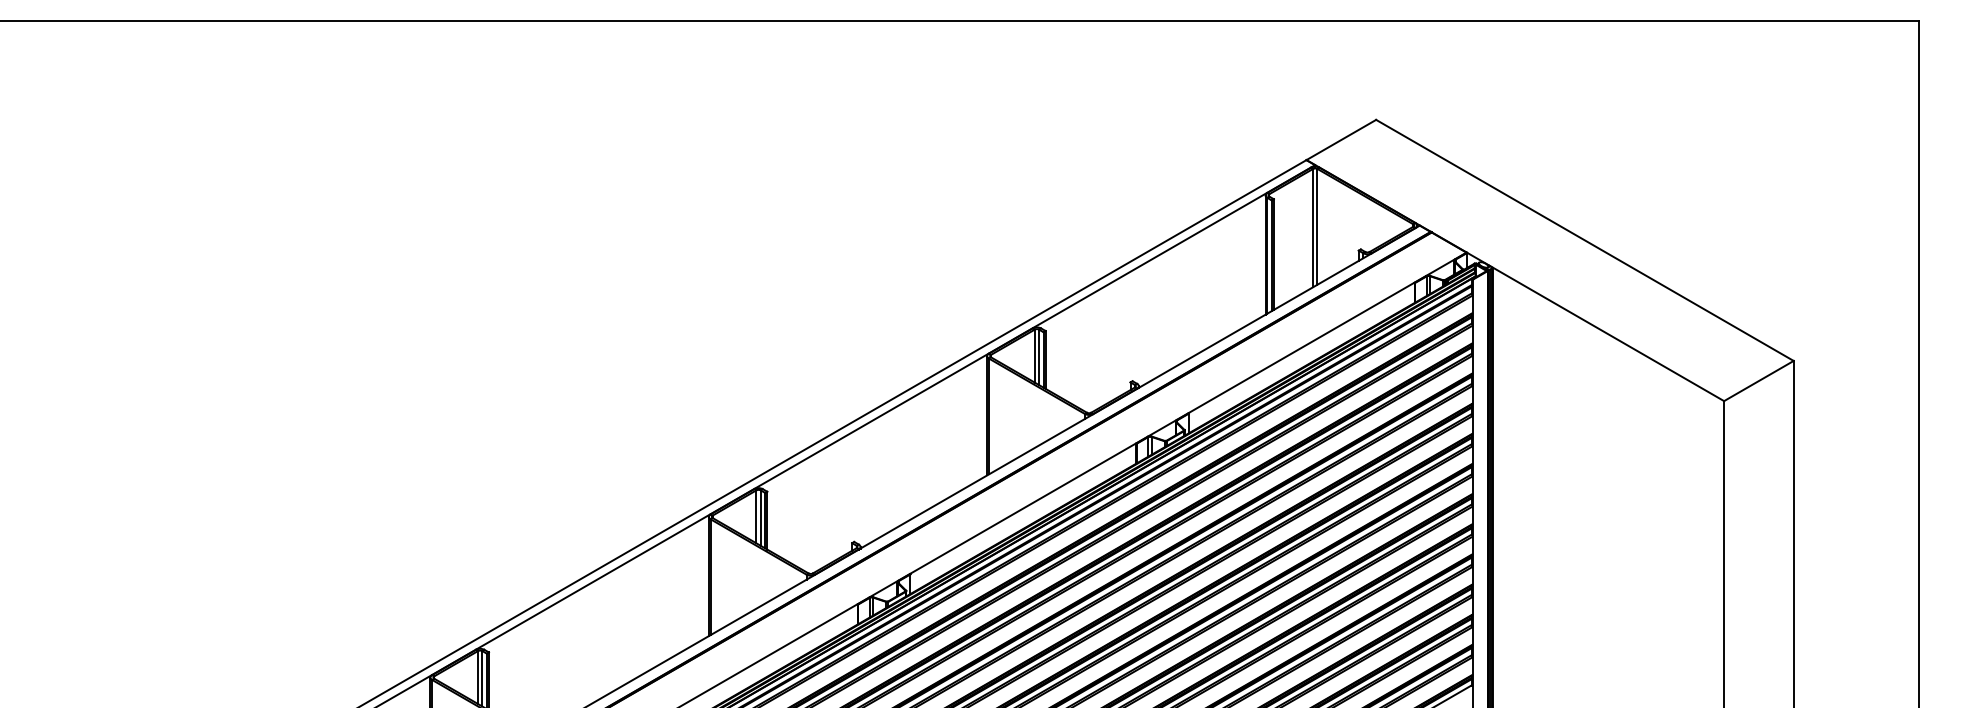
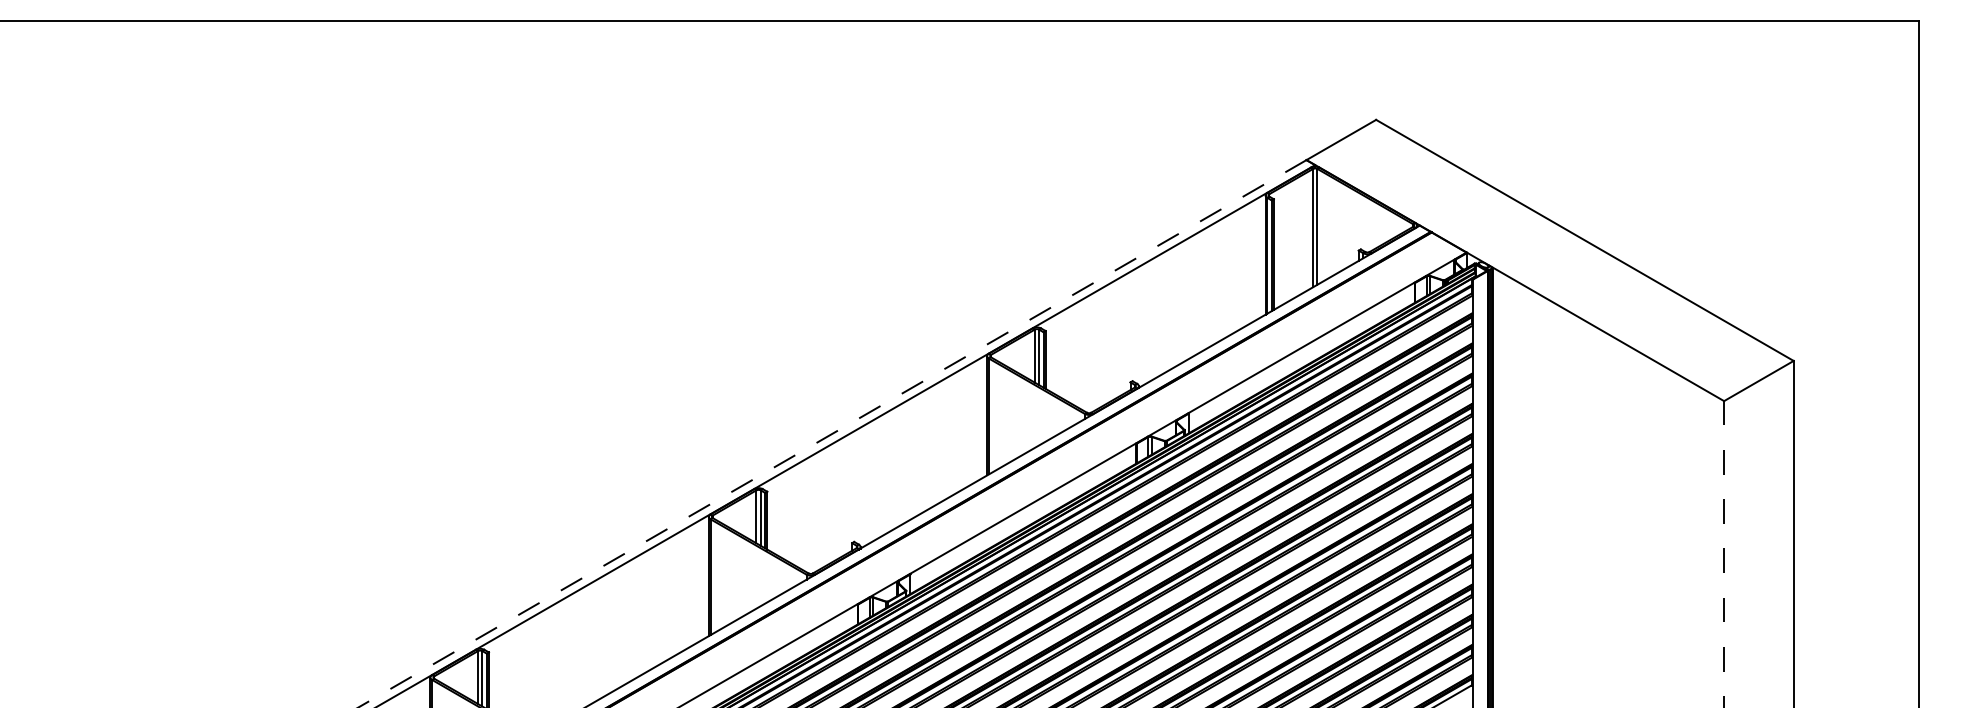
line: solid -> dashed (832, 434)
line: solid -> dashed (1724, 554)
